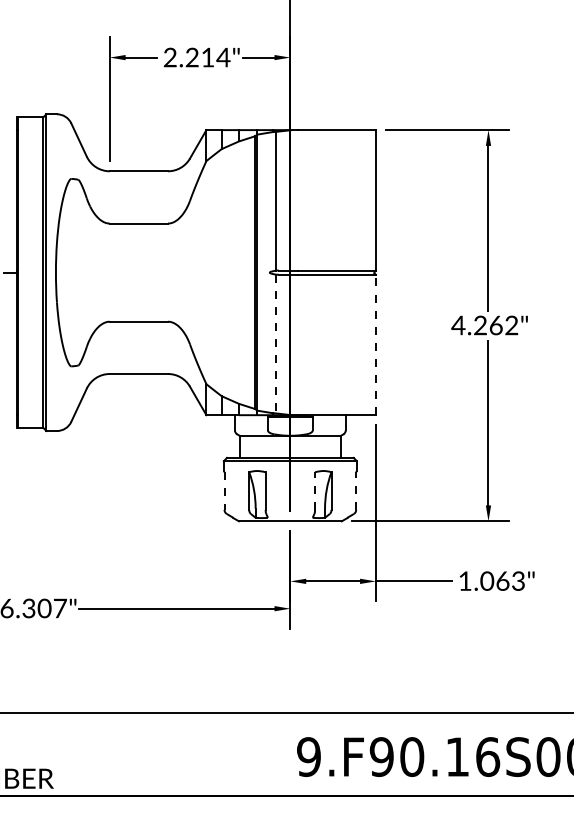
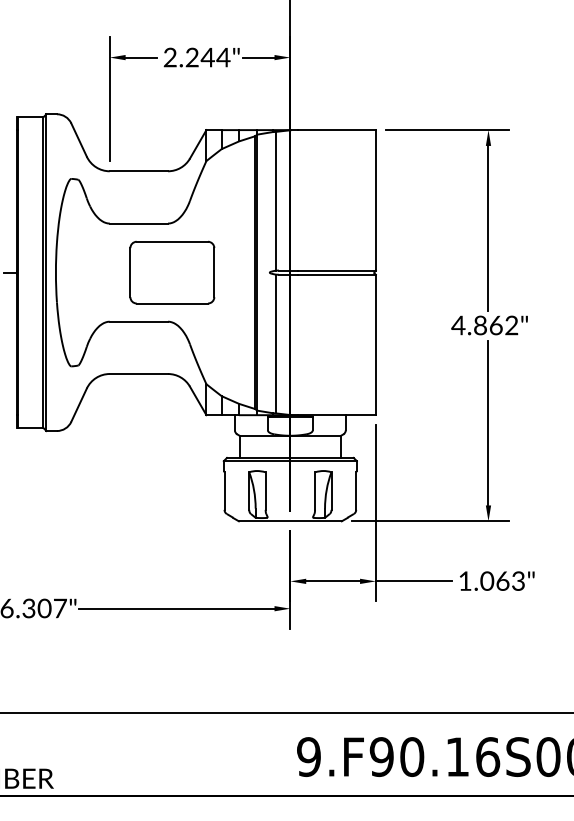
text: 2.214" -> 2.244" (207, 57)
part: none -> present (172, 272)
text: 4.262" -> 4.862" (480, 326)
line: dashed -> solid (275, 344)
line: dashed -> solid (375, 344)
line: dashed -> solid (224, 491)
line: dashed -> solid (315, 491)
line: dashed -> solid (356, 491)
